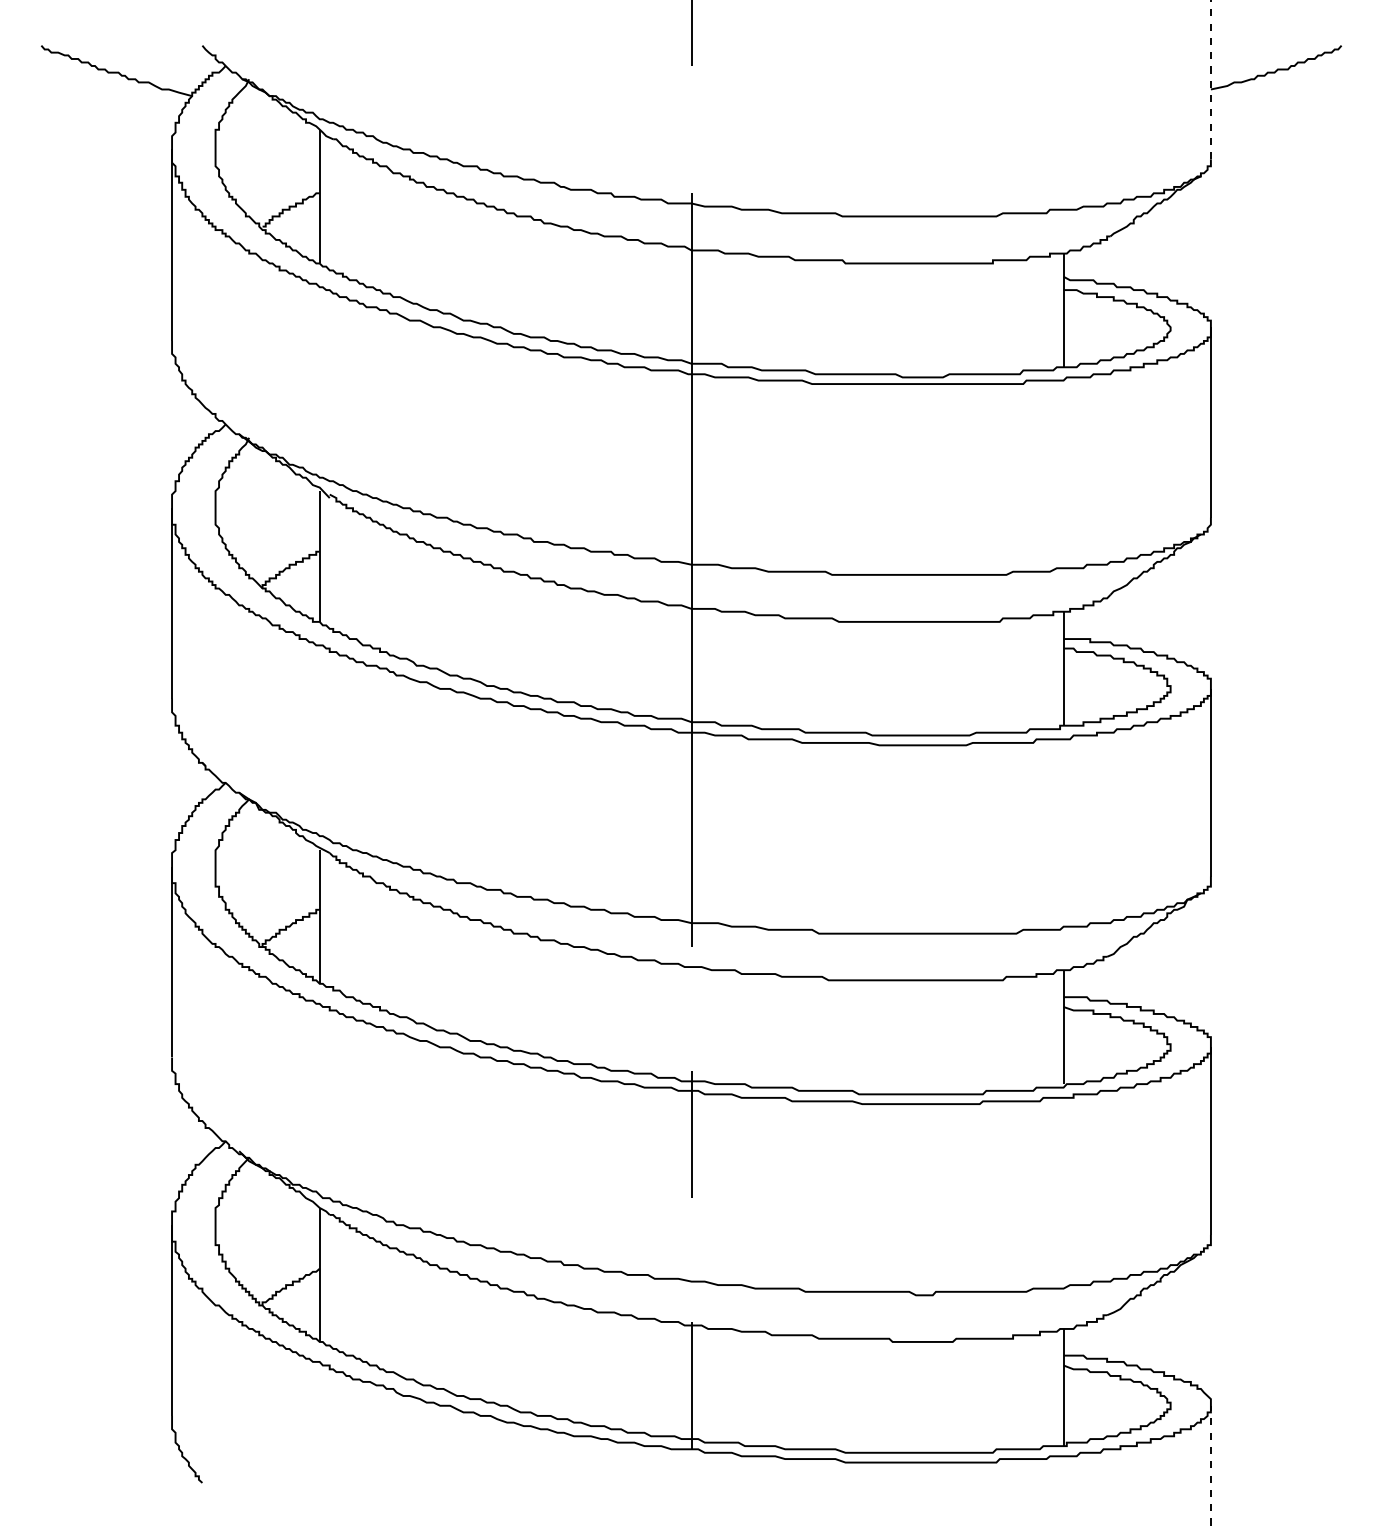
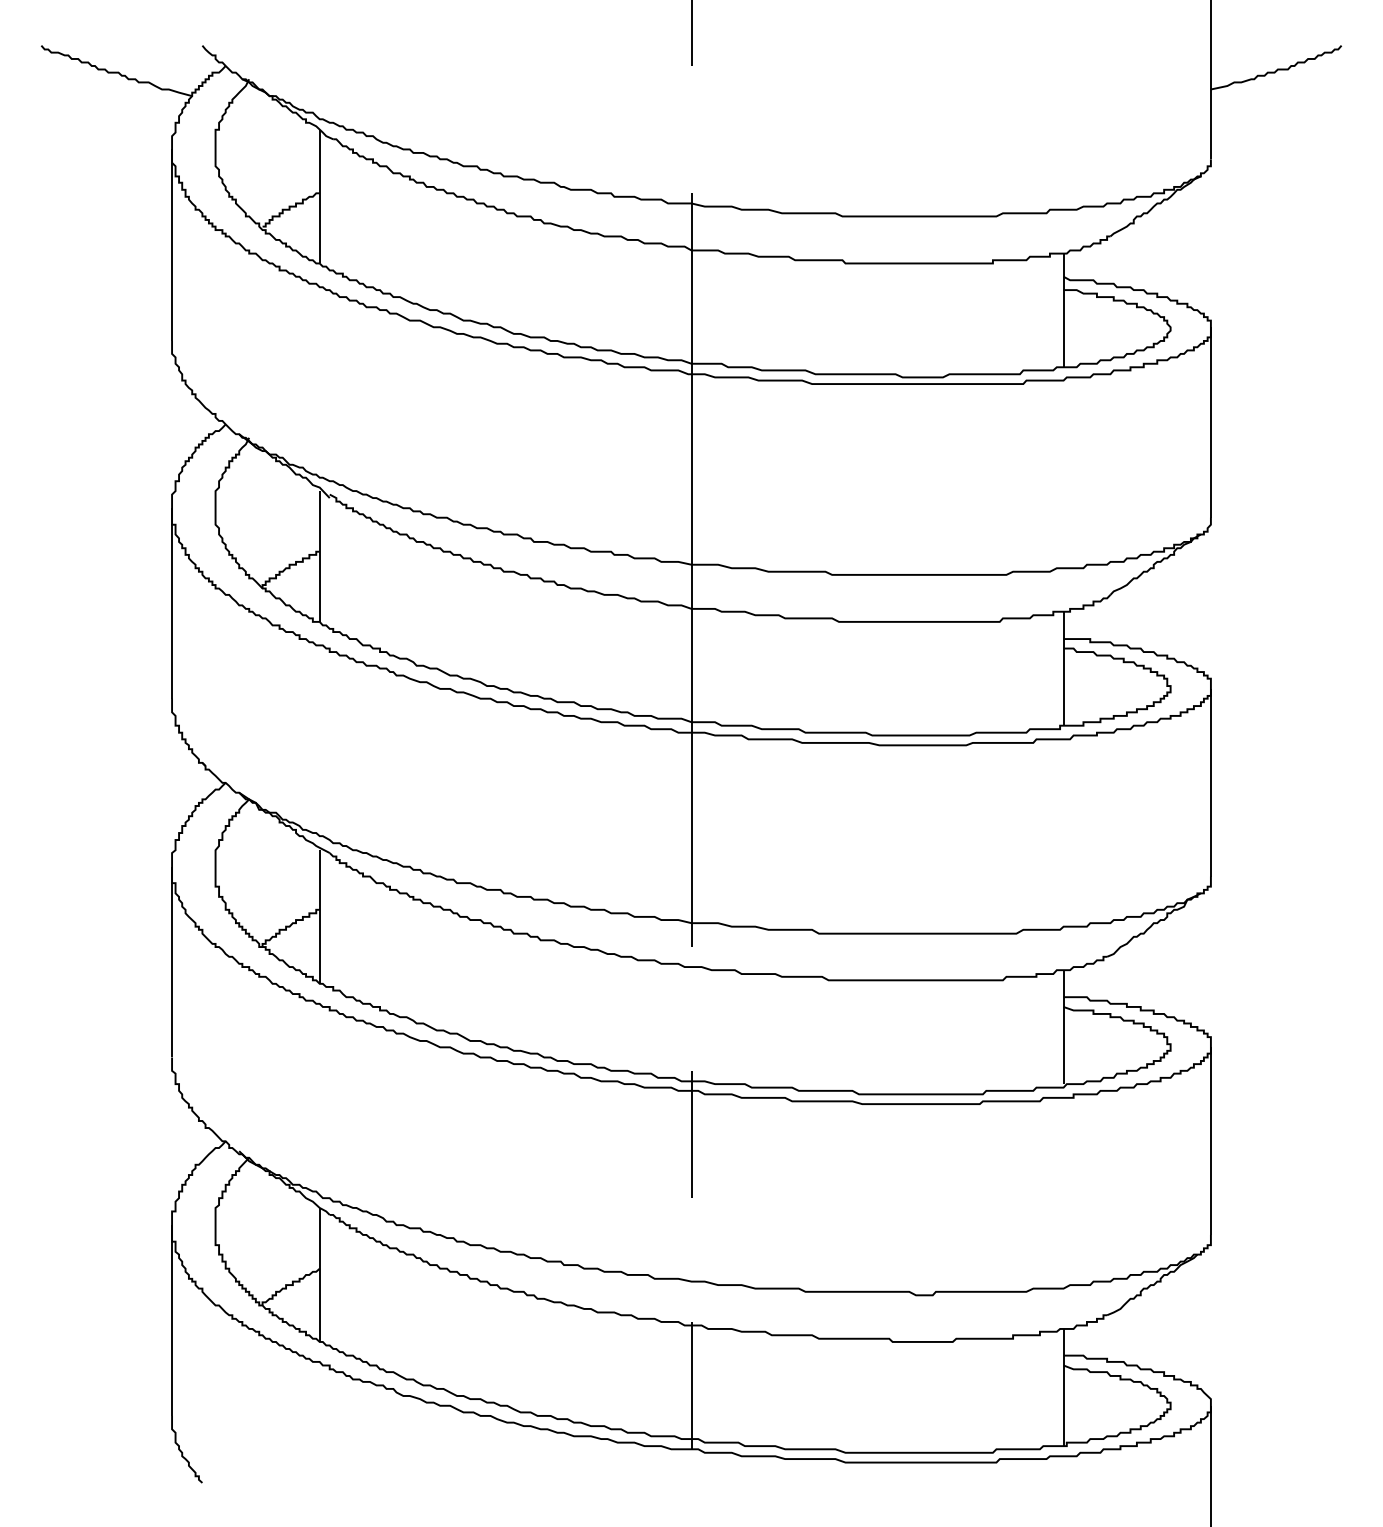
line: dashed -> solid (1210, 79)
line: dashed -> solid (1210, 1465)
